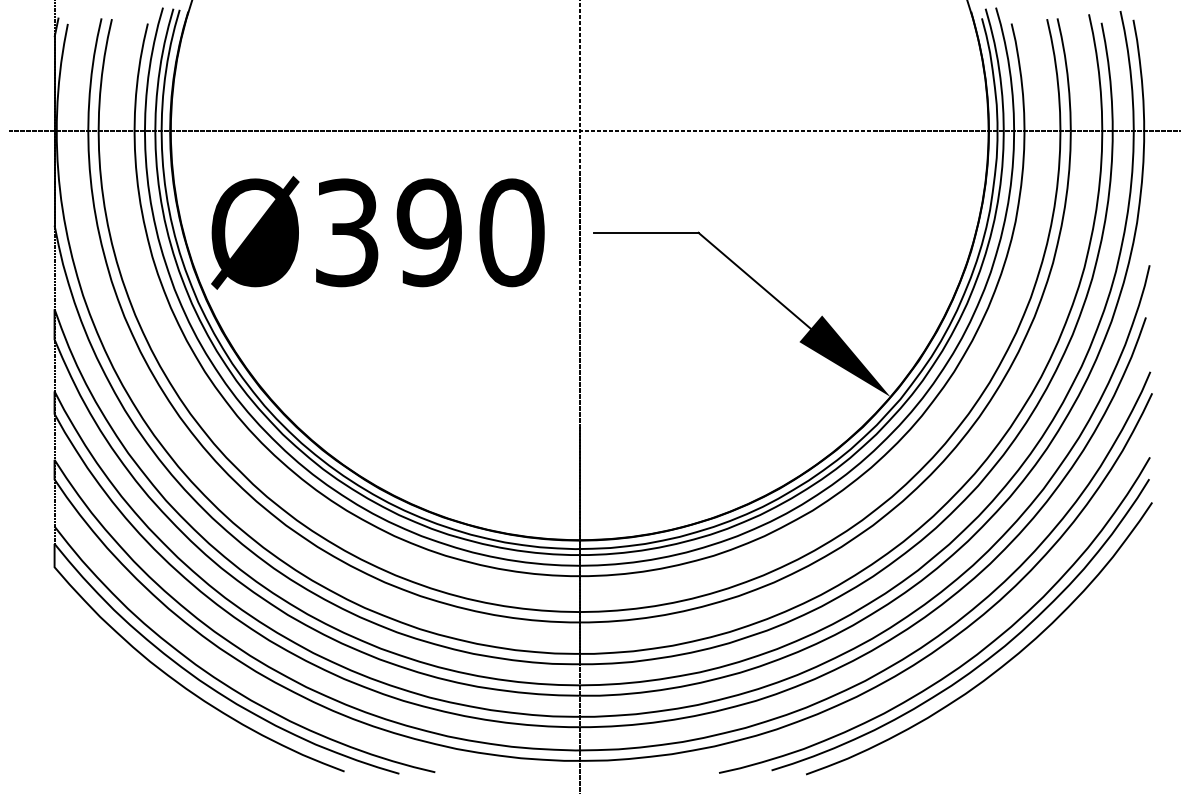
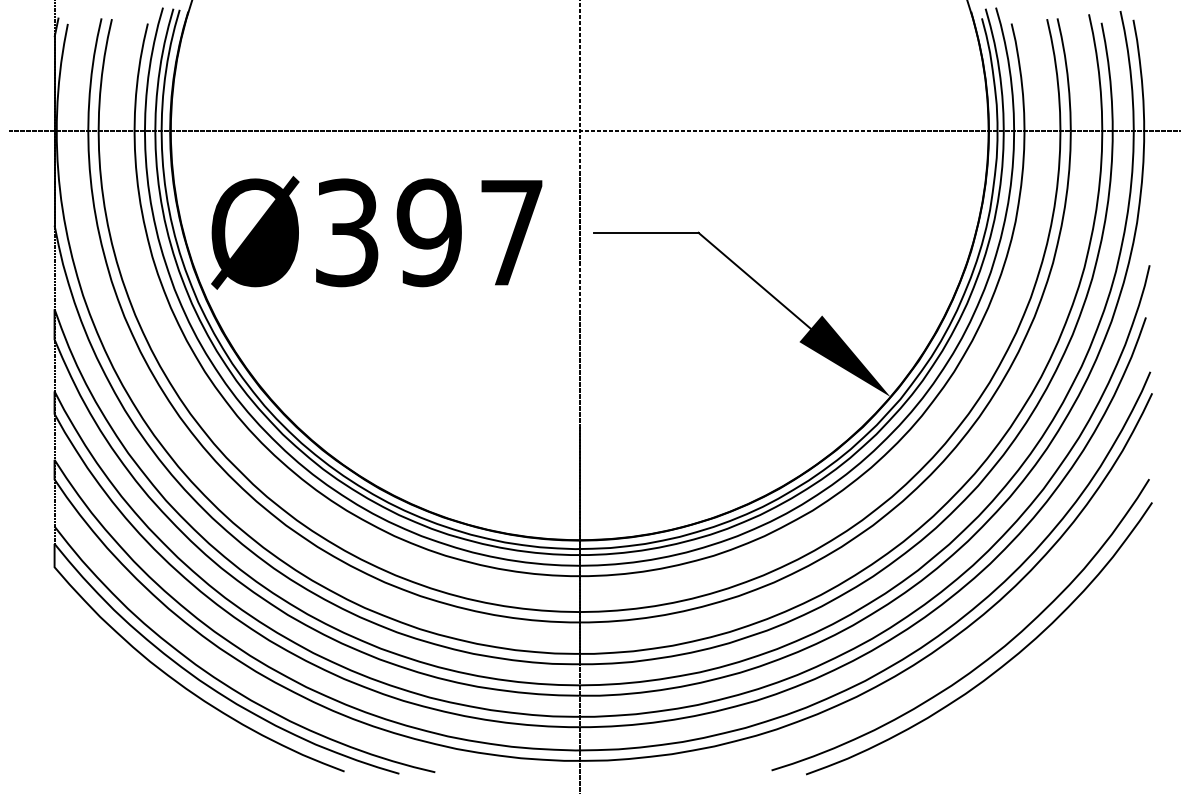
text: Ø390 -> Ø397 (511, 232)
curve: present -> none (965, 661)
